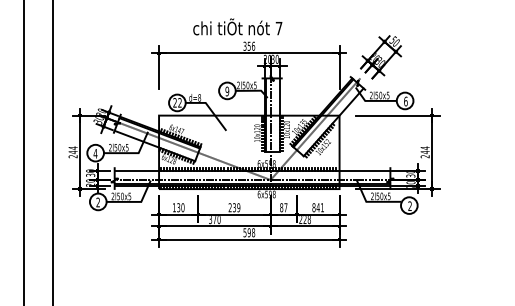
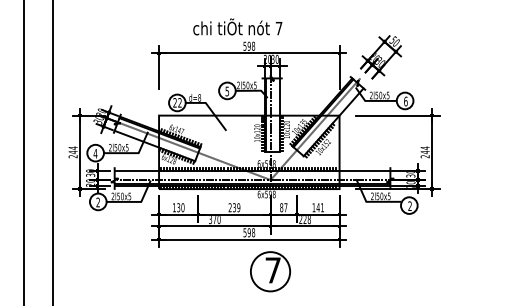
text: 356 -> 598 (248, 45)
text: 9 -> 5 (227, 90)
text: 841 -> 141 (313, 207)
part: none -> present (270, 271)
